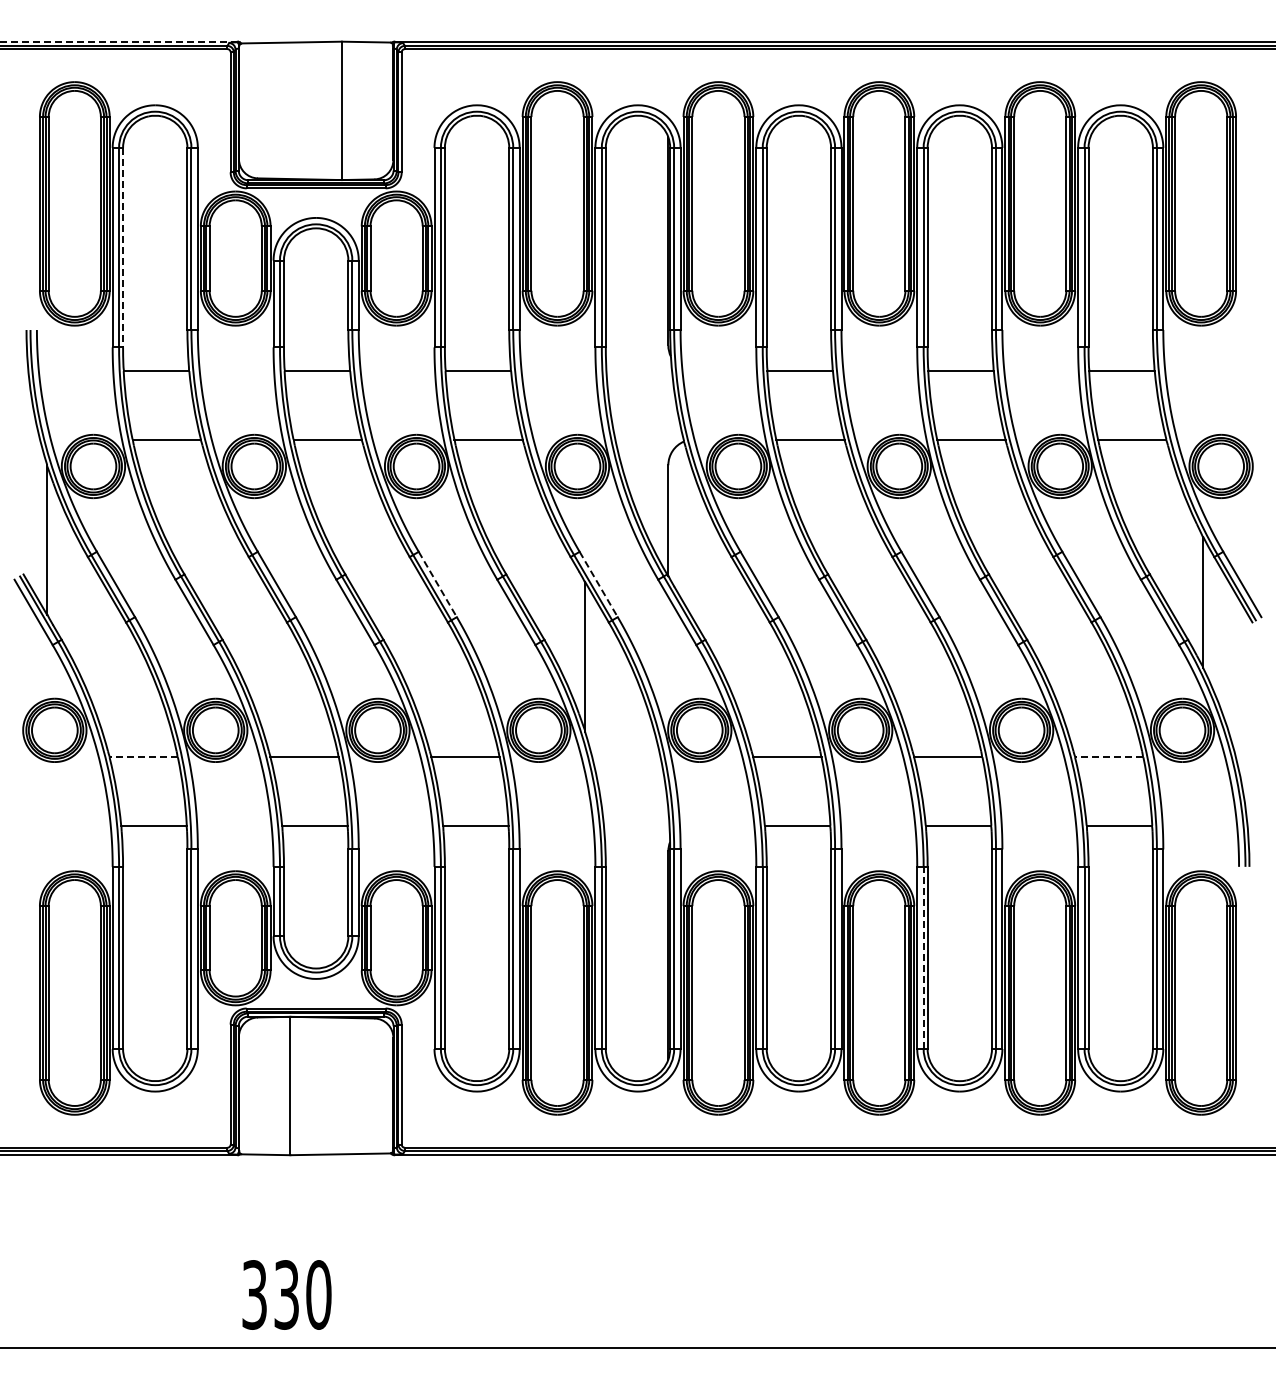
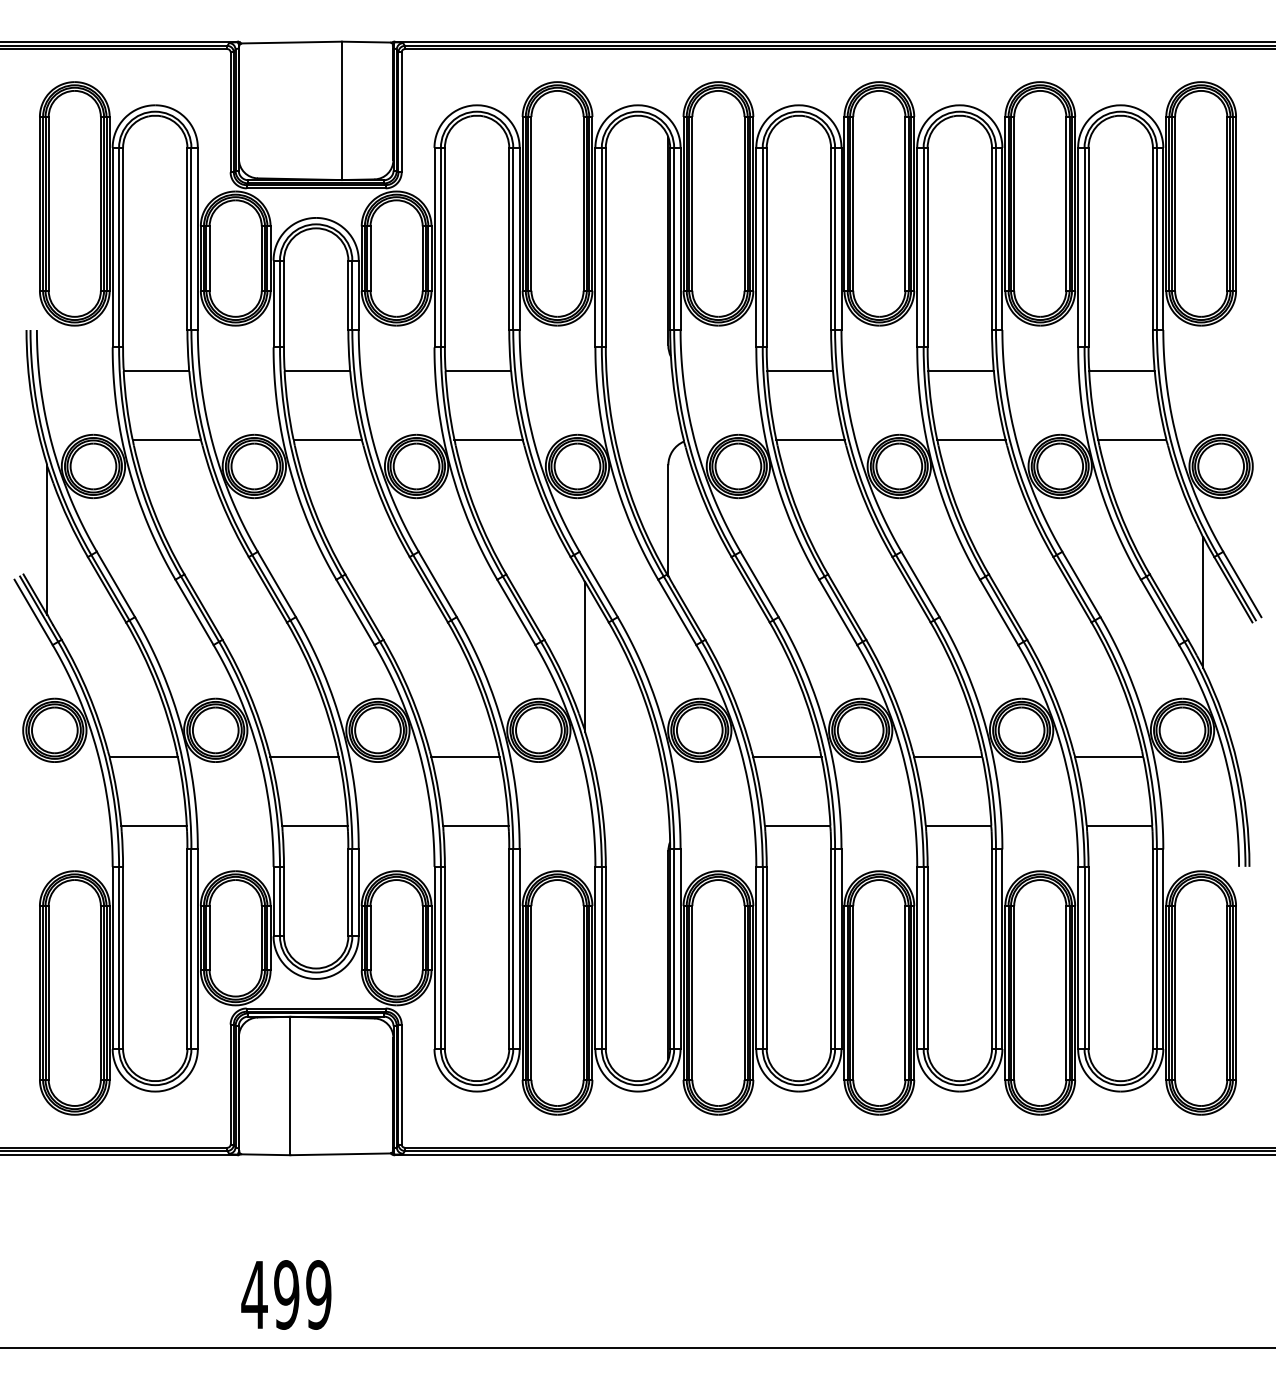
line: dashed -> solid (118, 41)
line: dashed -> solid (123, 247)
line: dashed -> solid (437, 584)
line: dashed -> solid (598, 584)
line: dashed -> solid (143, 757)
line: dashed -> solid (1108, 757)
line: dashed -> solid (923, 957)
text: 330 -> 499 (286, 1294)
